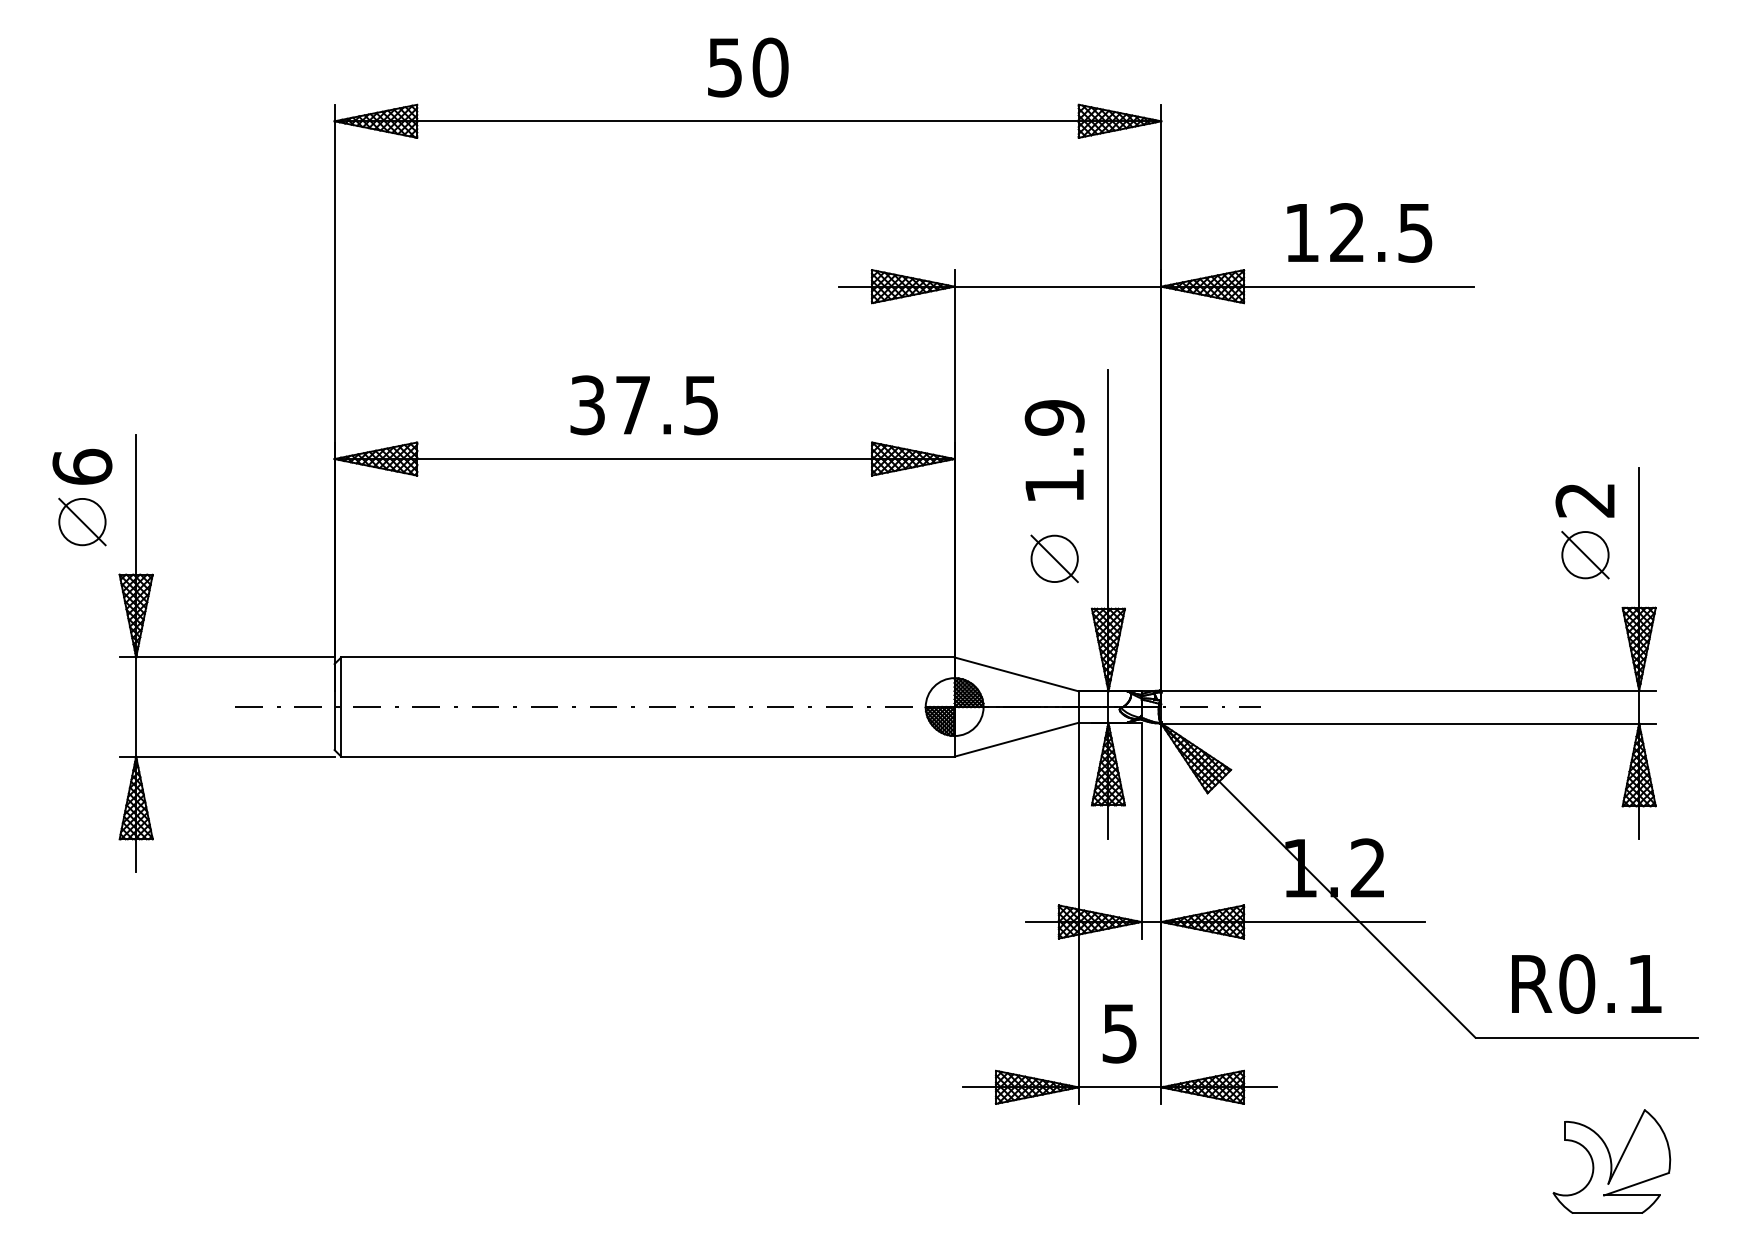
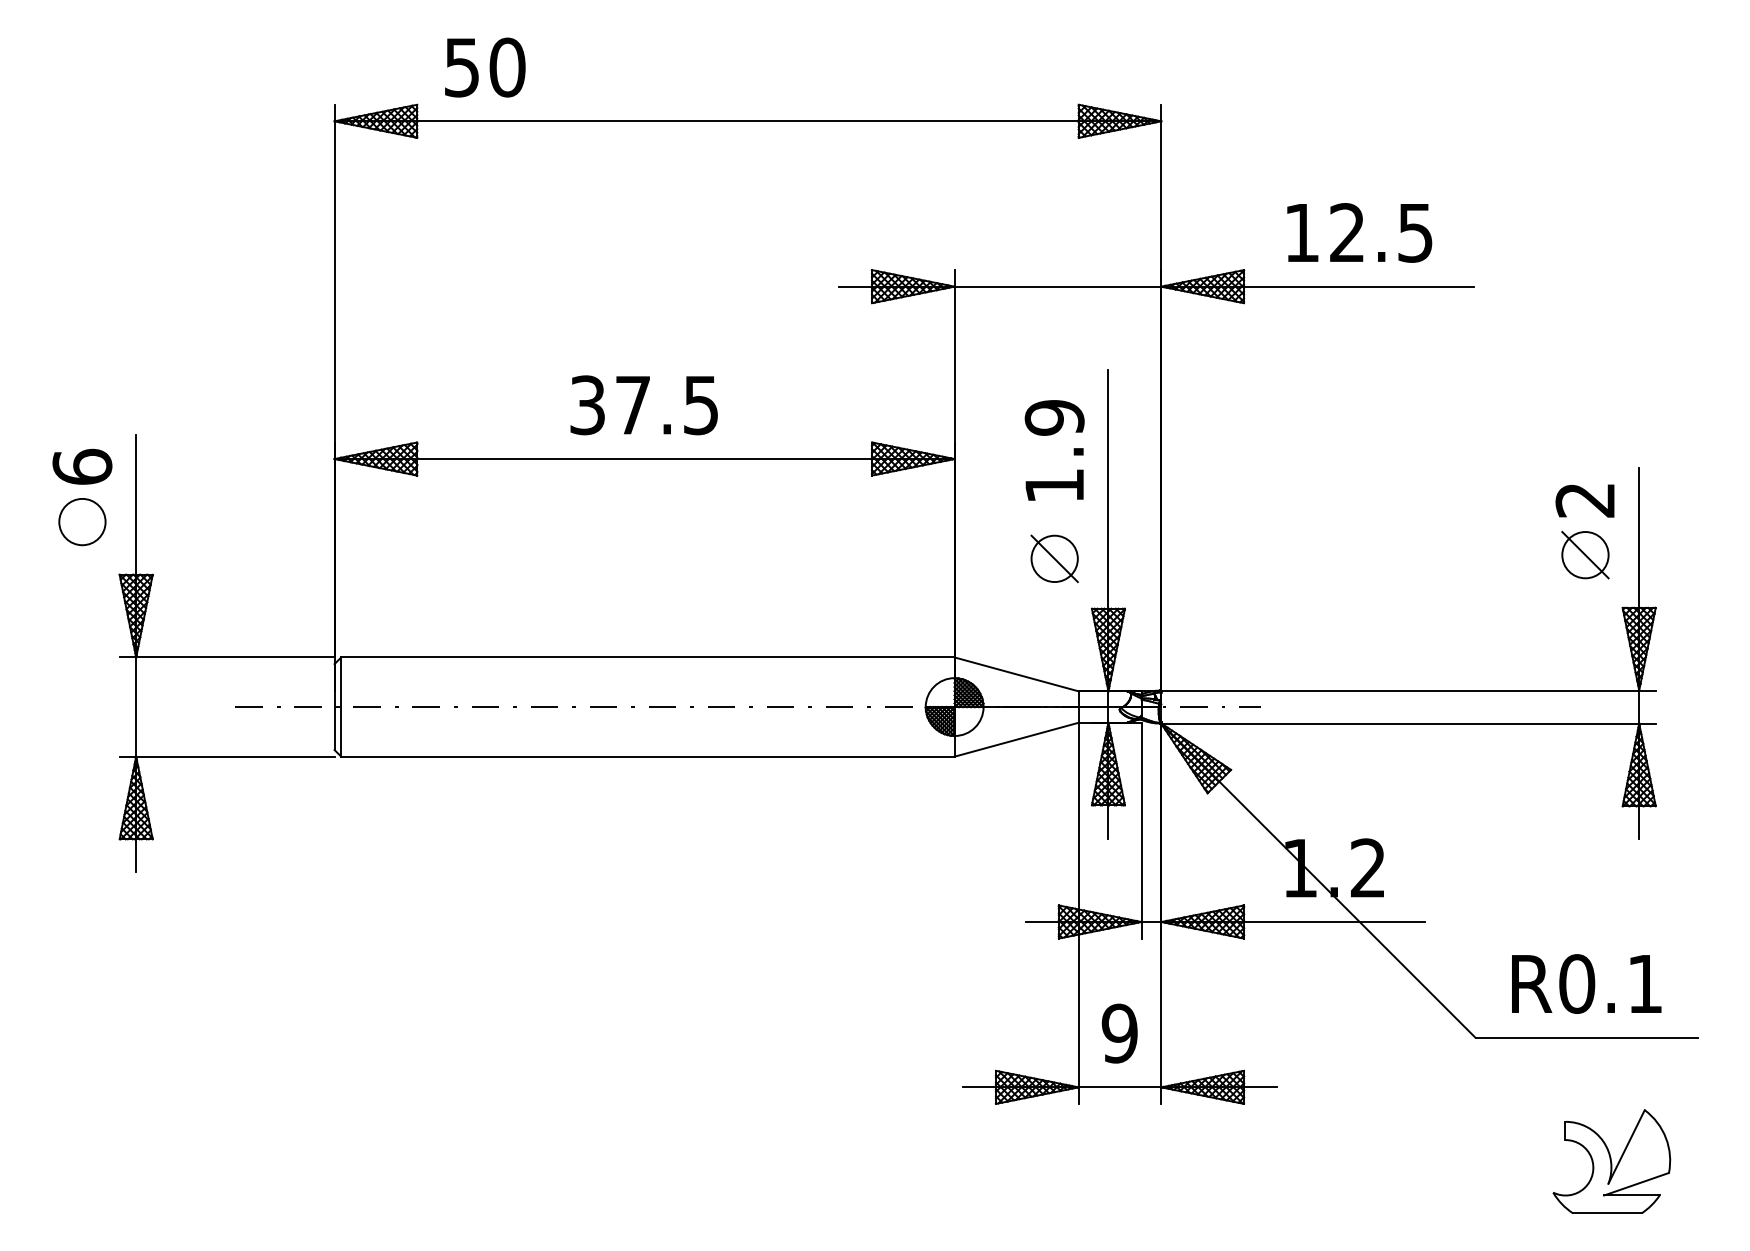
text position: (748, 67) -> (485, 67) (485, 67)
line: present -> none (82, 521)
text: 5 -> 9 (1119, 1033)
